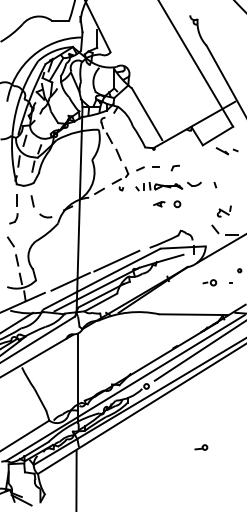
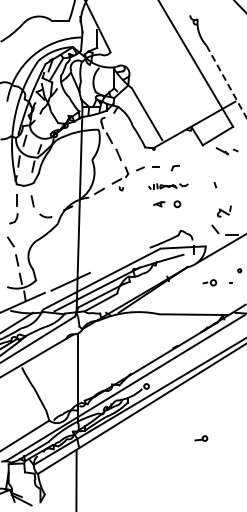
line: solid -> dashed (226, 82)
part size: 67x11 px -> 41x7 px (168, 186)
line: present -> none (116, 260)
line: present -> none (198, 351)
part position: (201, 447) -> (201, 438) (201, 438)
